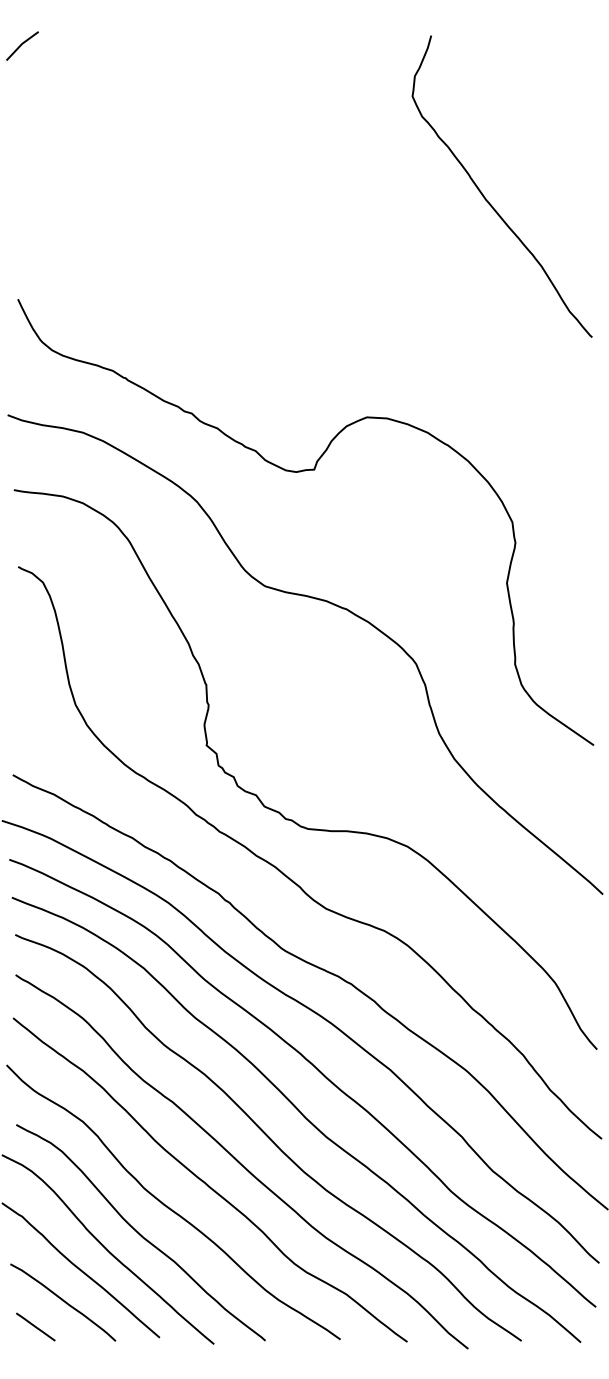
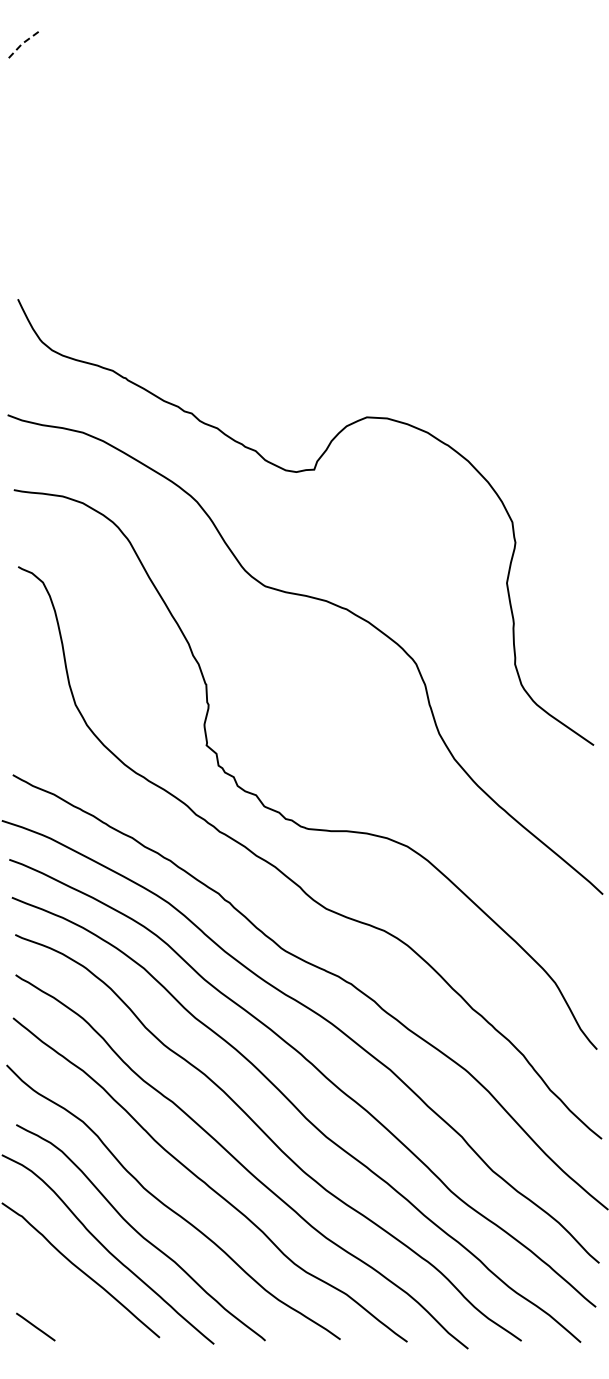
line: solid -> dashed (21, 44)
curve: present -> none (486, 198)
curve: present -> none (63, 1301)
